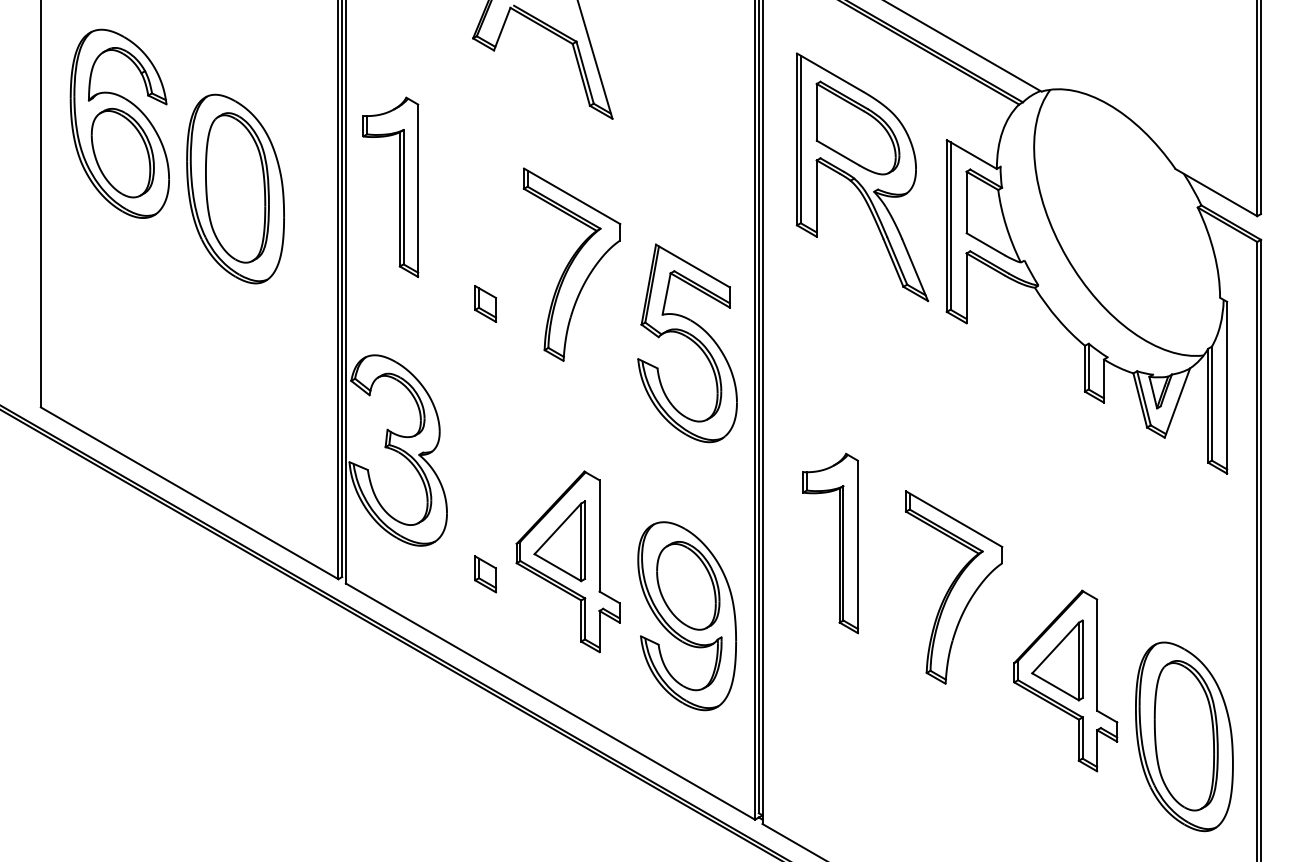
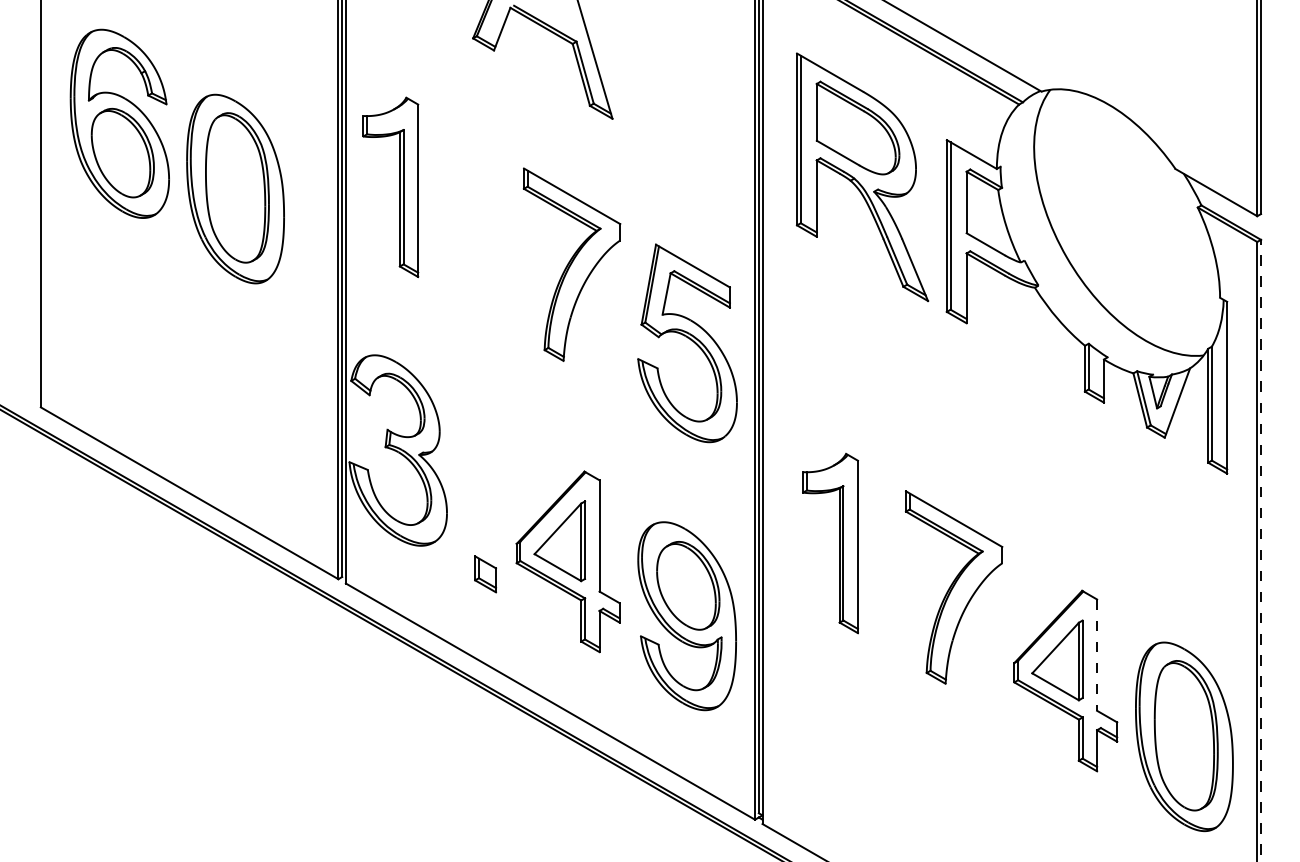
part: present -> none (485, 303)
line: solid -> dashed (1261, 550)
line: solid -> dashed (1097, 655)
